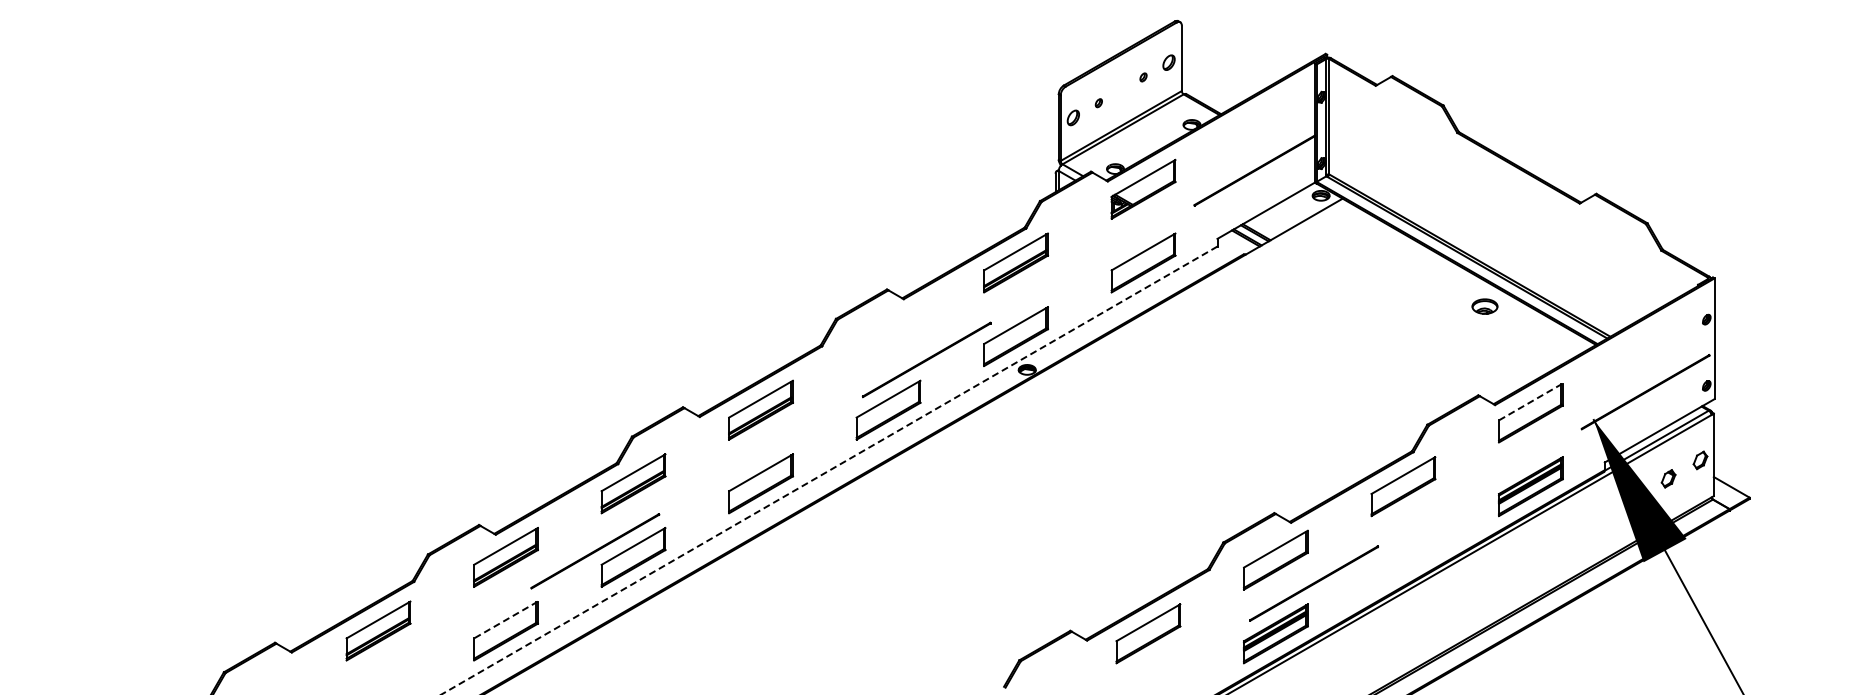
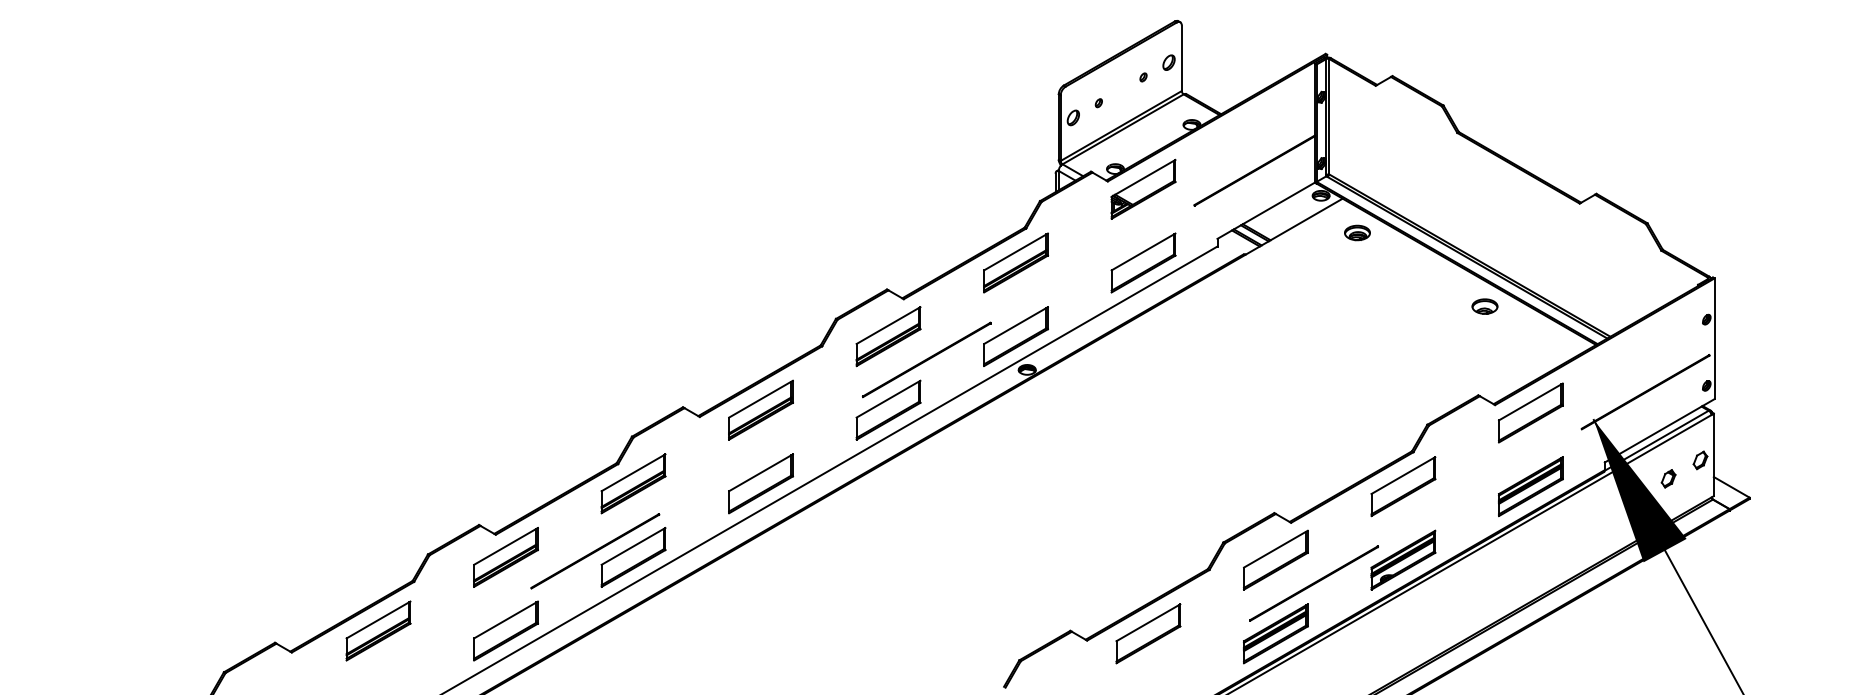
part: none -> present (1357, 232)
part: none -> present (888, 336)
line: dashed -> solid (1530, 401)
line: dashed -> solid (828, 471)
part: none -> present (1403, 559)
line: dashed -> solid (506, 620)
